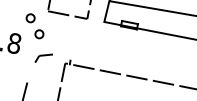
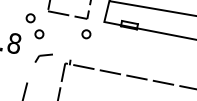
part: none -> present (86, 34)
